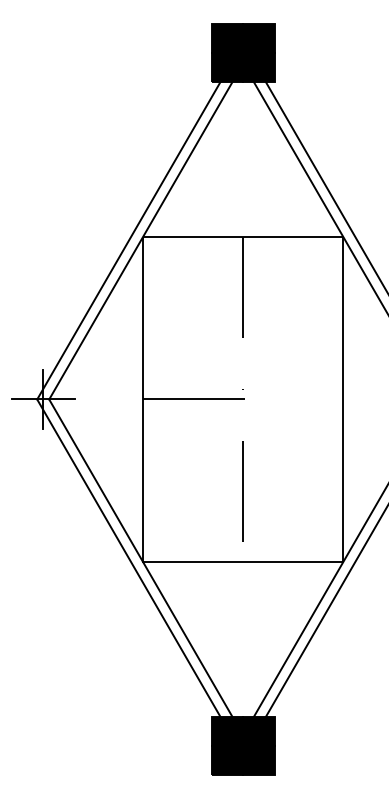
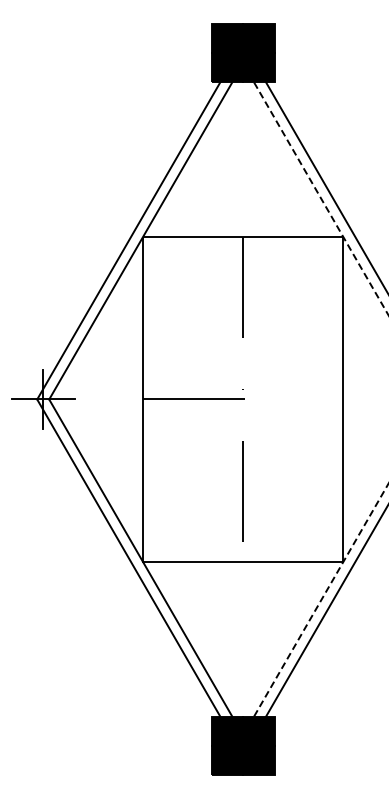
line: solid -> dashed (316, 189)
line: solid -> dashed (316, 609)
